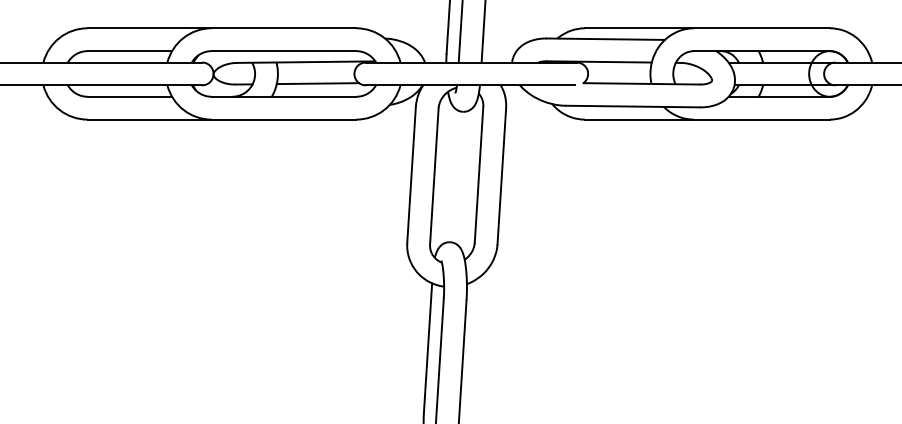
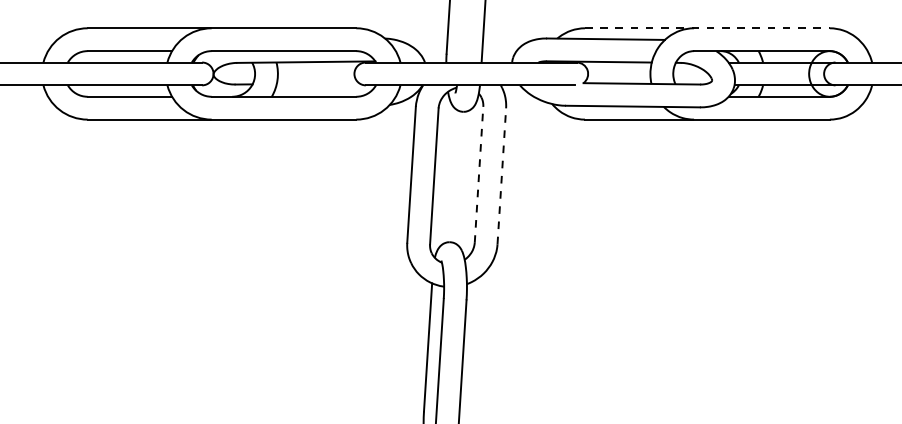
line: solid -> dashed (707, 28)
line: present -> none (460, 32)
line: present -> none (317, 83)
line: solid -> dashed (479, 174)
line: solid -> dashed (501, 175)
